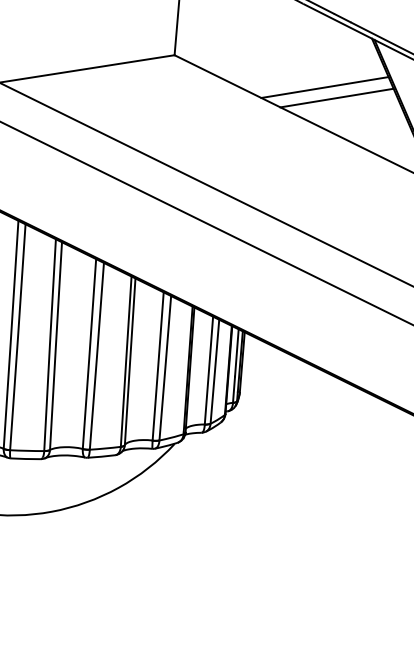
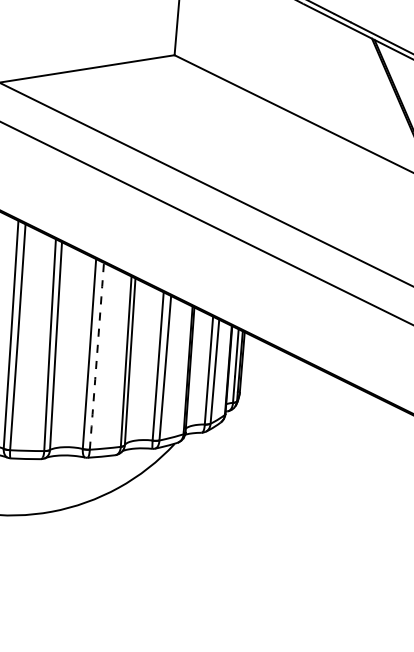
line: present -> none (324, 87)
line: present -> none (336, 97)
arc: solid -> dashed (96, 356)
